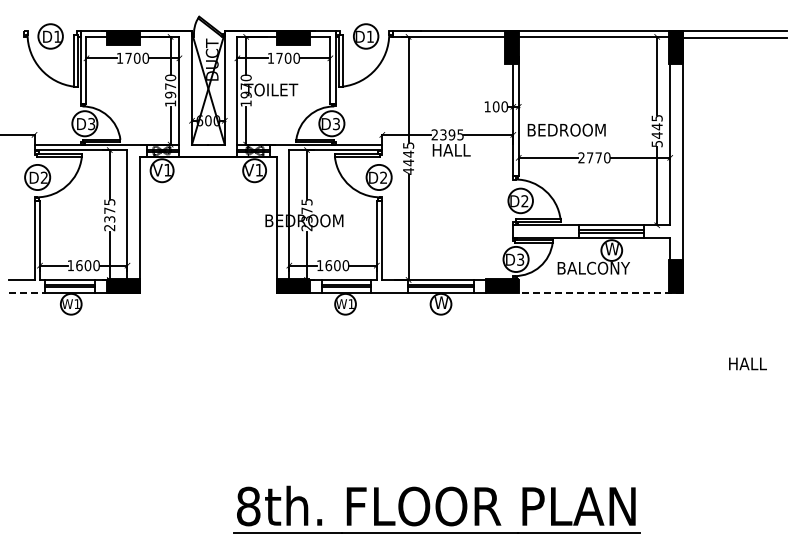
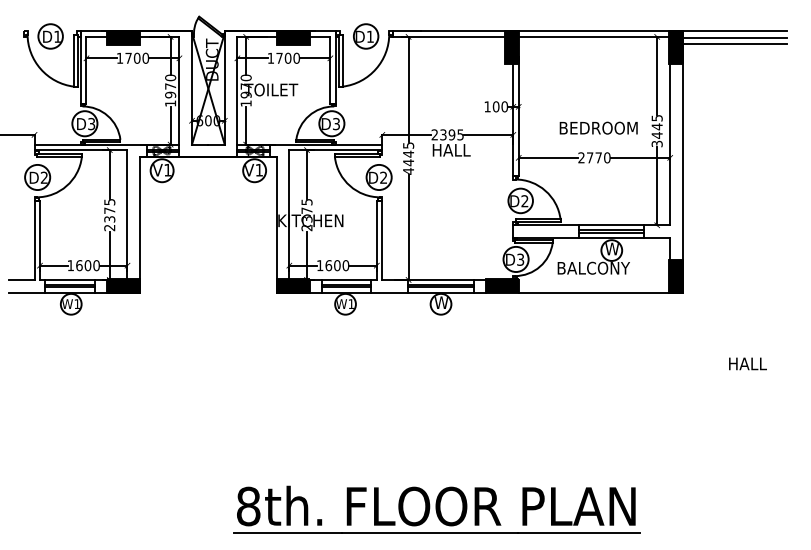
line: none -> present (734, 44)
text position: (566, 129) -> (598, 127) (598, 127)
text: 5445 -> 3445 (656, 143)
text: BEDROOM -> KITCHEN (303, 220)
line: dashed -> solid (27, 292)
line: dashed -> solid (600, 292)
